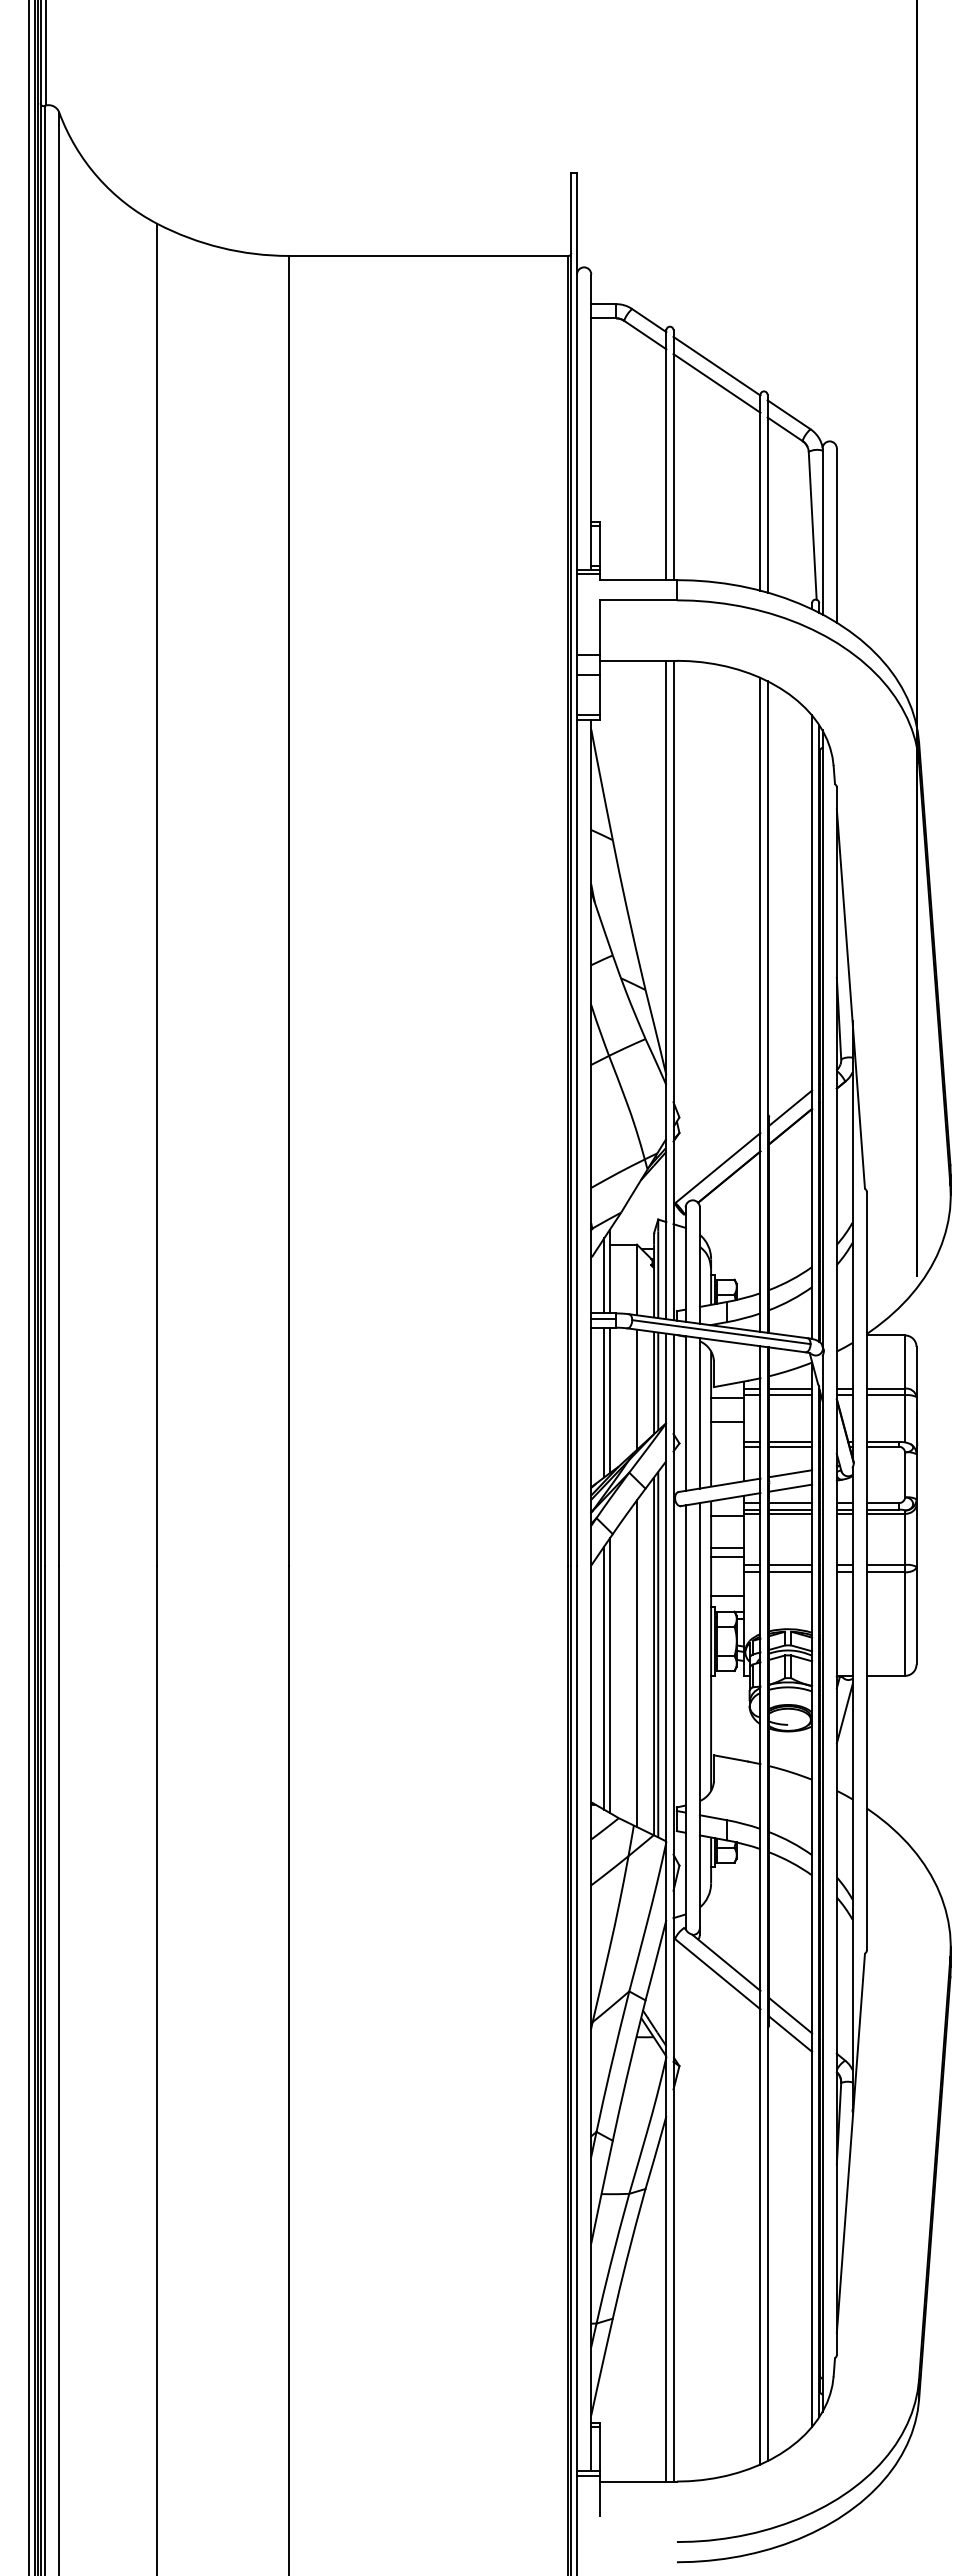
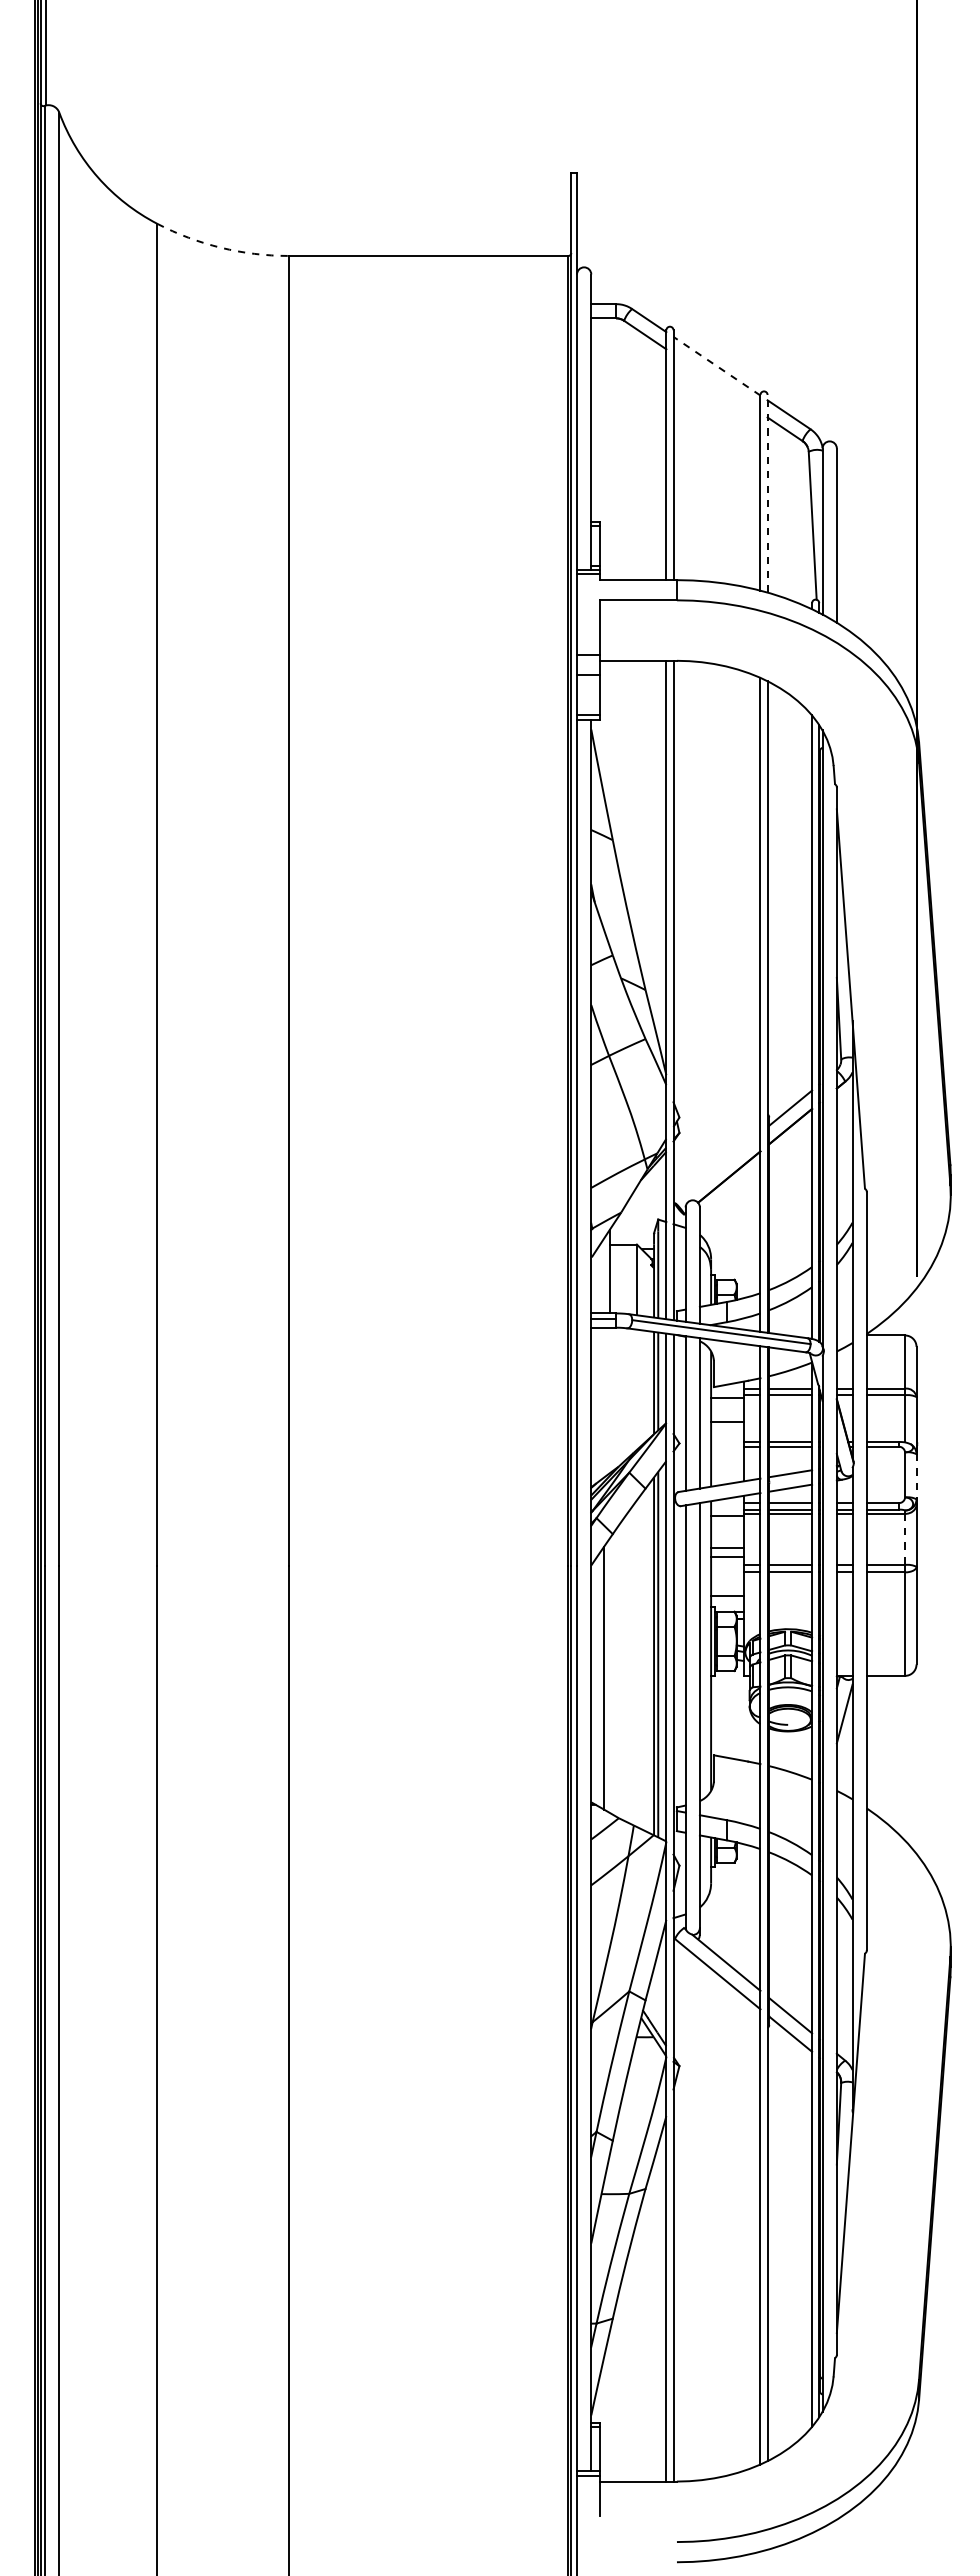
arc: solid -> dashed (221, 247)
line: solid -> dashed (716, 365)
line: present -> none (716, 383)
line: solid -> dashed (767, 493)
line: present -> none (717, 1168)
line: present -> none (604, 1275)
line: present -> none (29, 1287)
line: present -> none (636, 1389)
line: present -> none (609, 1400)
line: present -> none (604, 1402)
line: solid -> dashed (916, 1476)
line: solid -> dashed (905, 1539)
line: present -> none (636, 1663)
line: present -> none (609, 1675)
